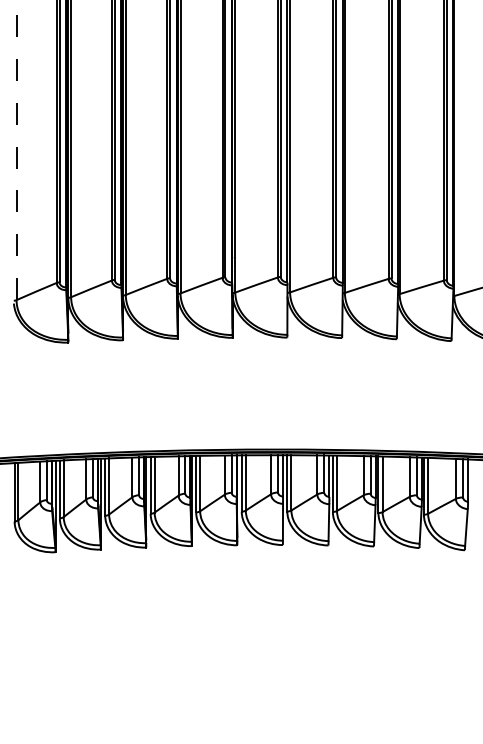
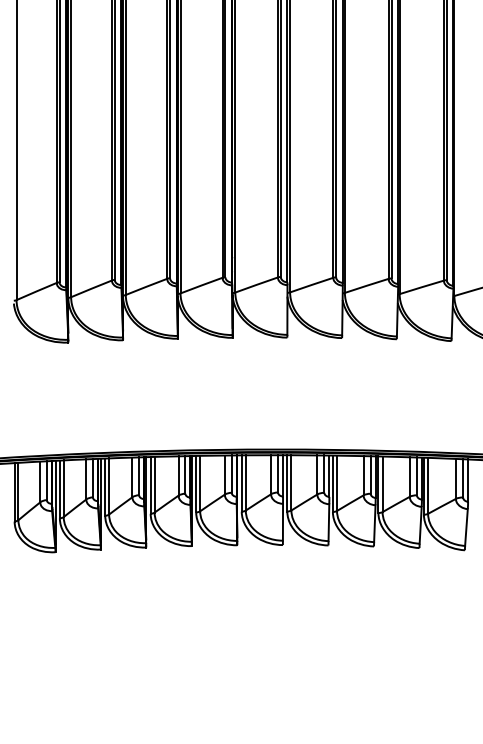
line: dashed -> solid (16, 150)
